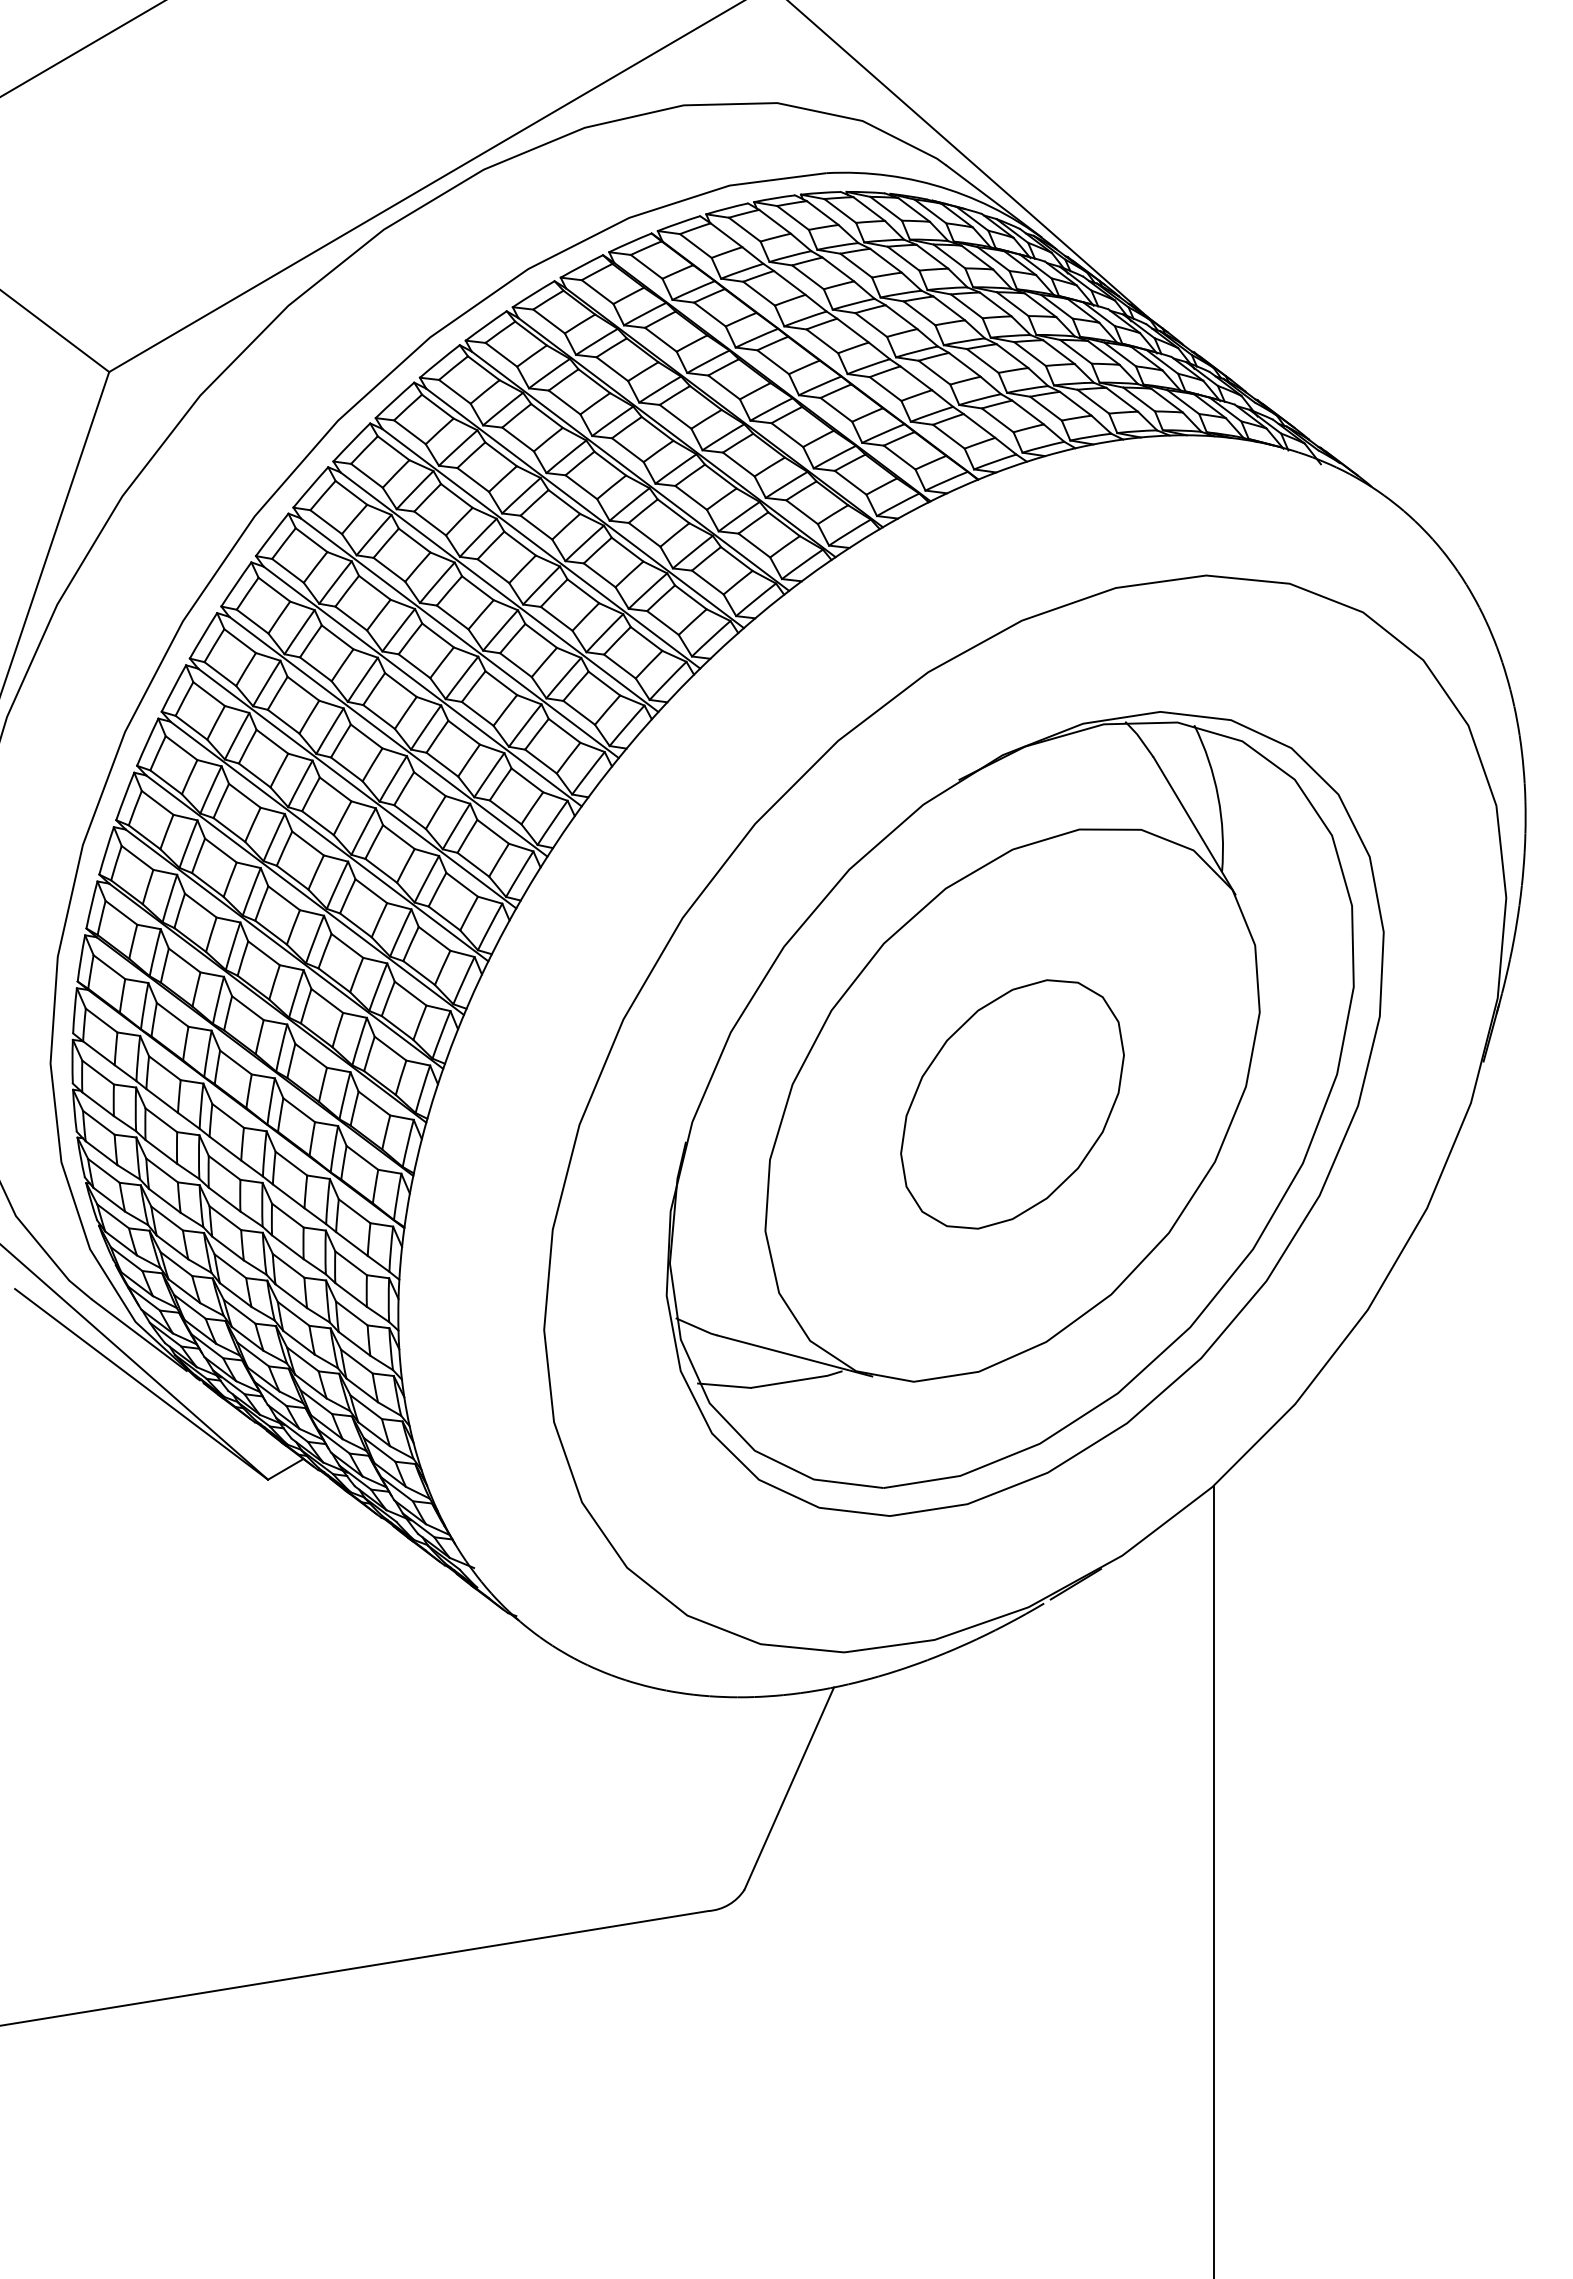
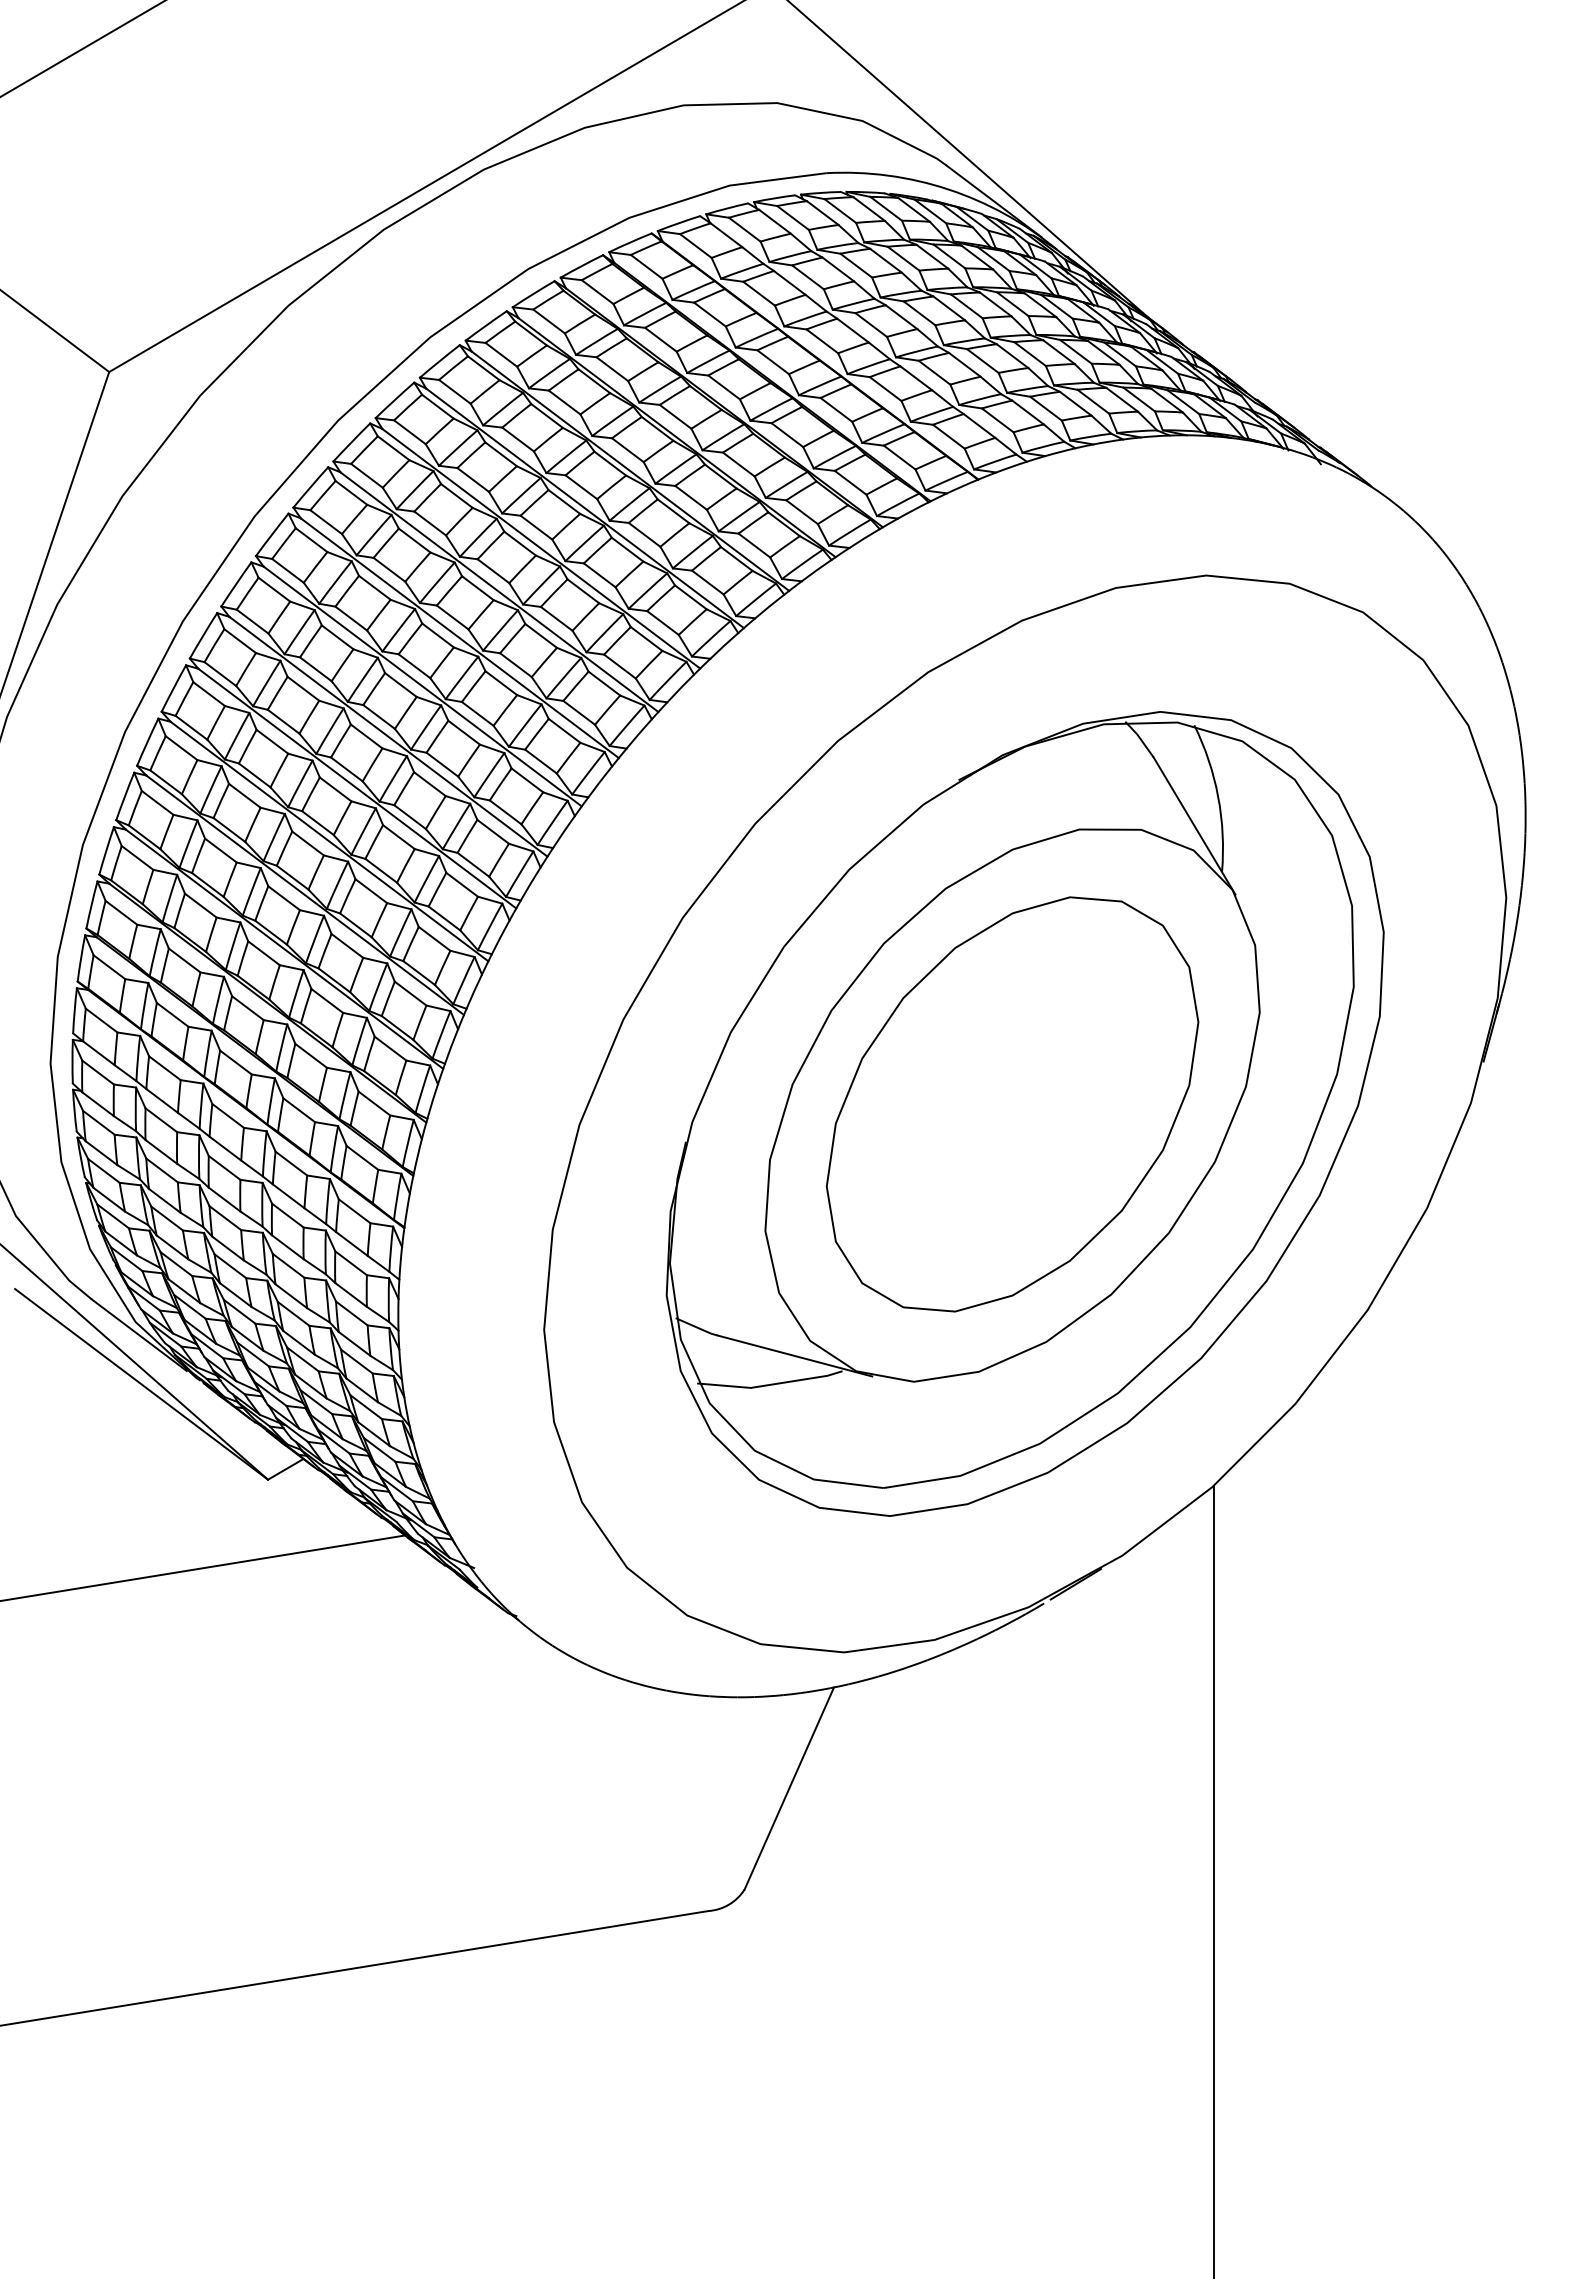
part size: 225x251 px -> 375x417 px (1012, 1104)
line: none -> present (203, 1567)
